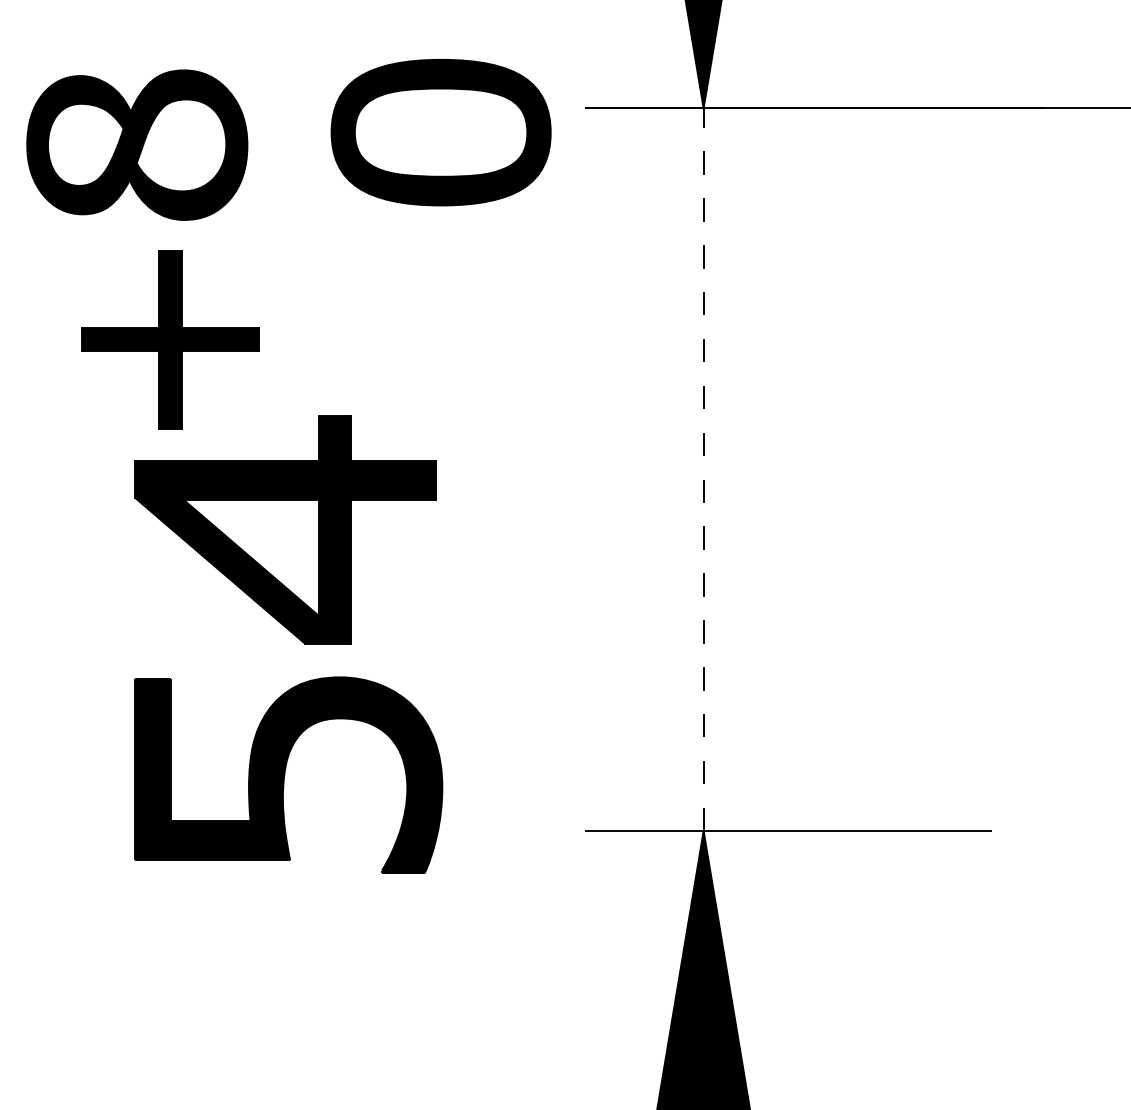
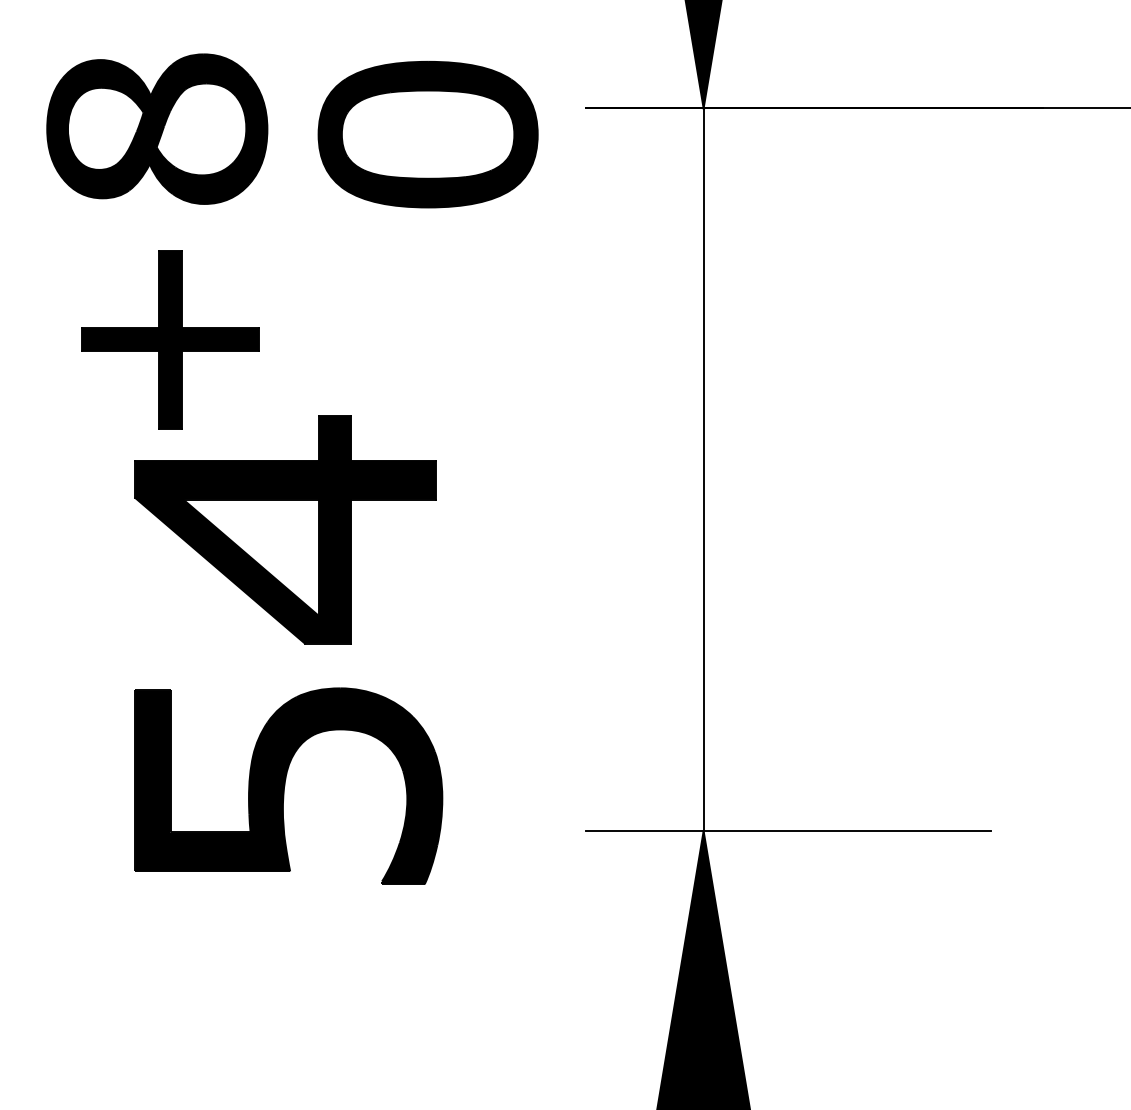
part position: (440, 132) -> (427, 134) (427, 134)
part position: (137, 144) -> (157, 128) (157, 128)
line: dashed -> solid (703, 469)
part position: (288, 774) -> (288, 785) (288, 785)
